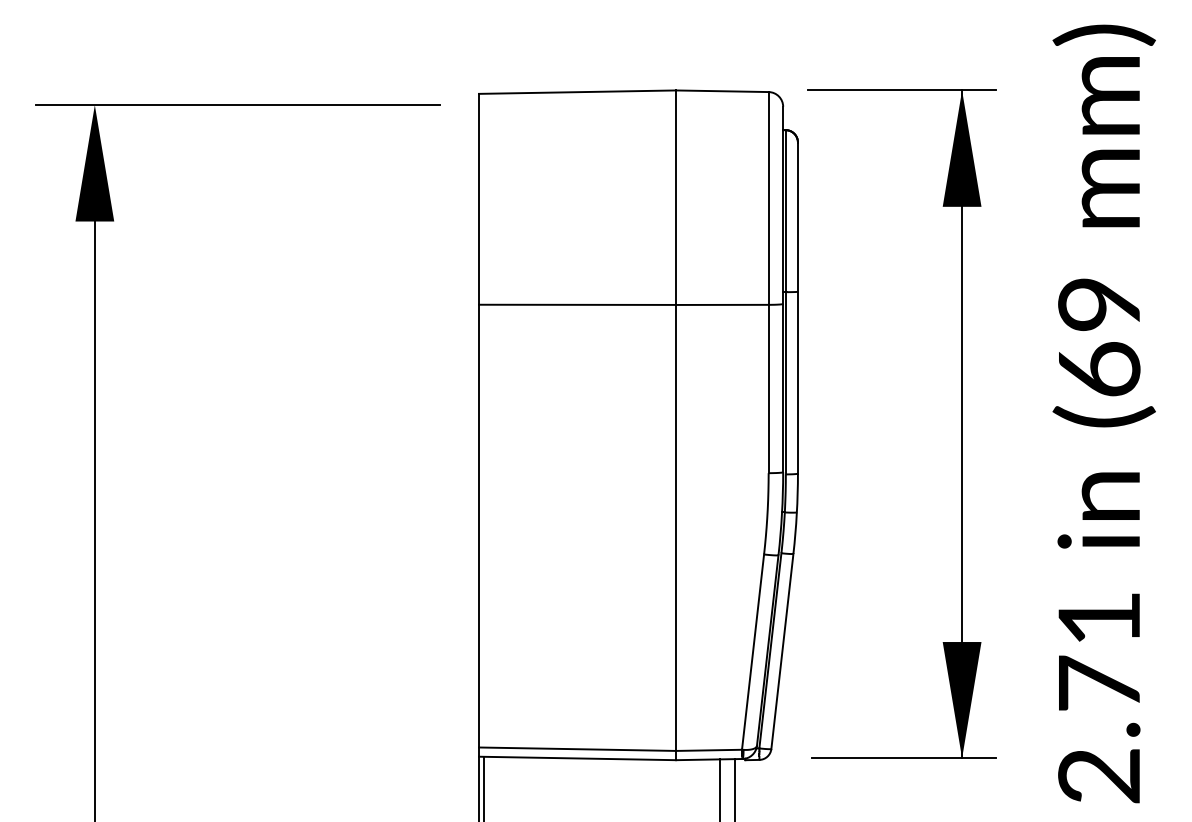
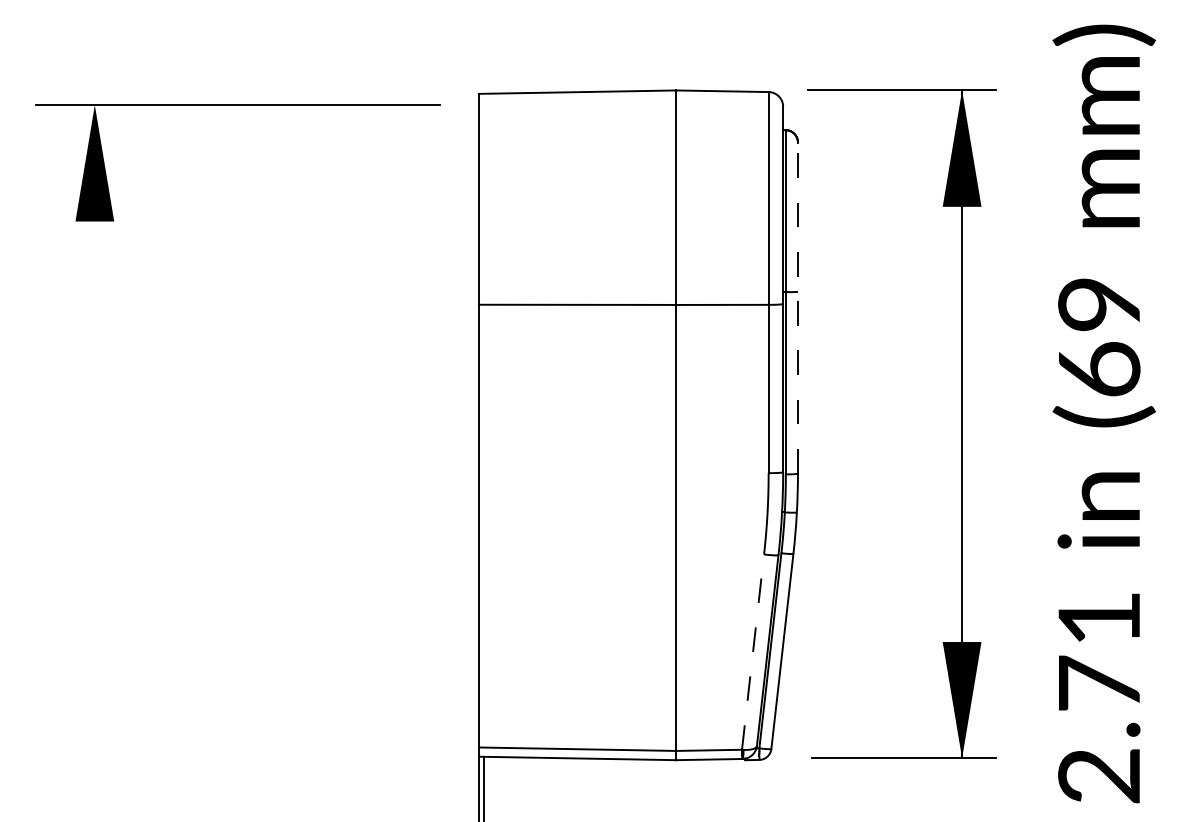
line: solid -> dashed (797, 308)
line: present -> none (94, 483)
line: solid -> dashed (753, 651)
line: present -> none (720, 788)
line: present -> none (735, 788)
